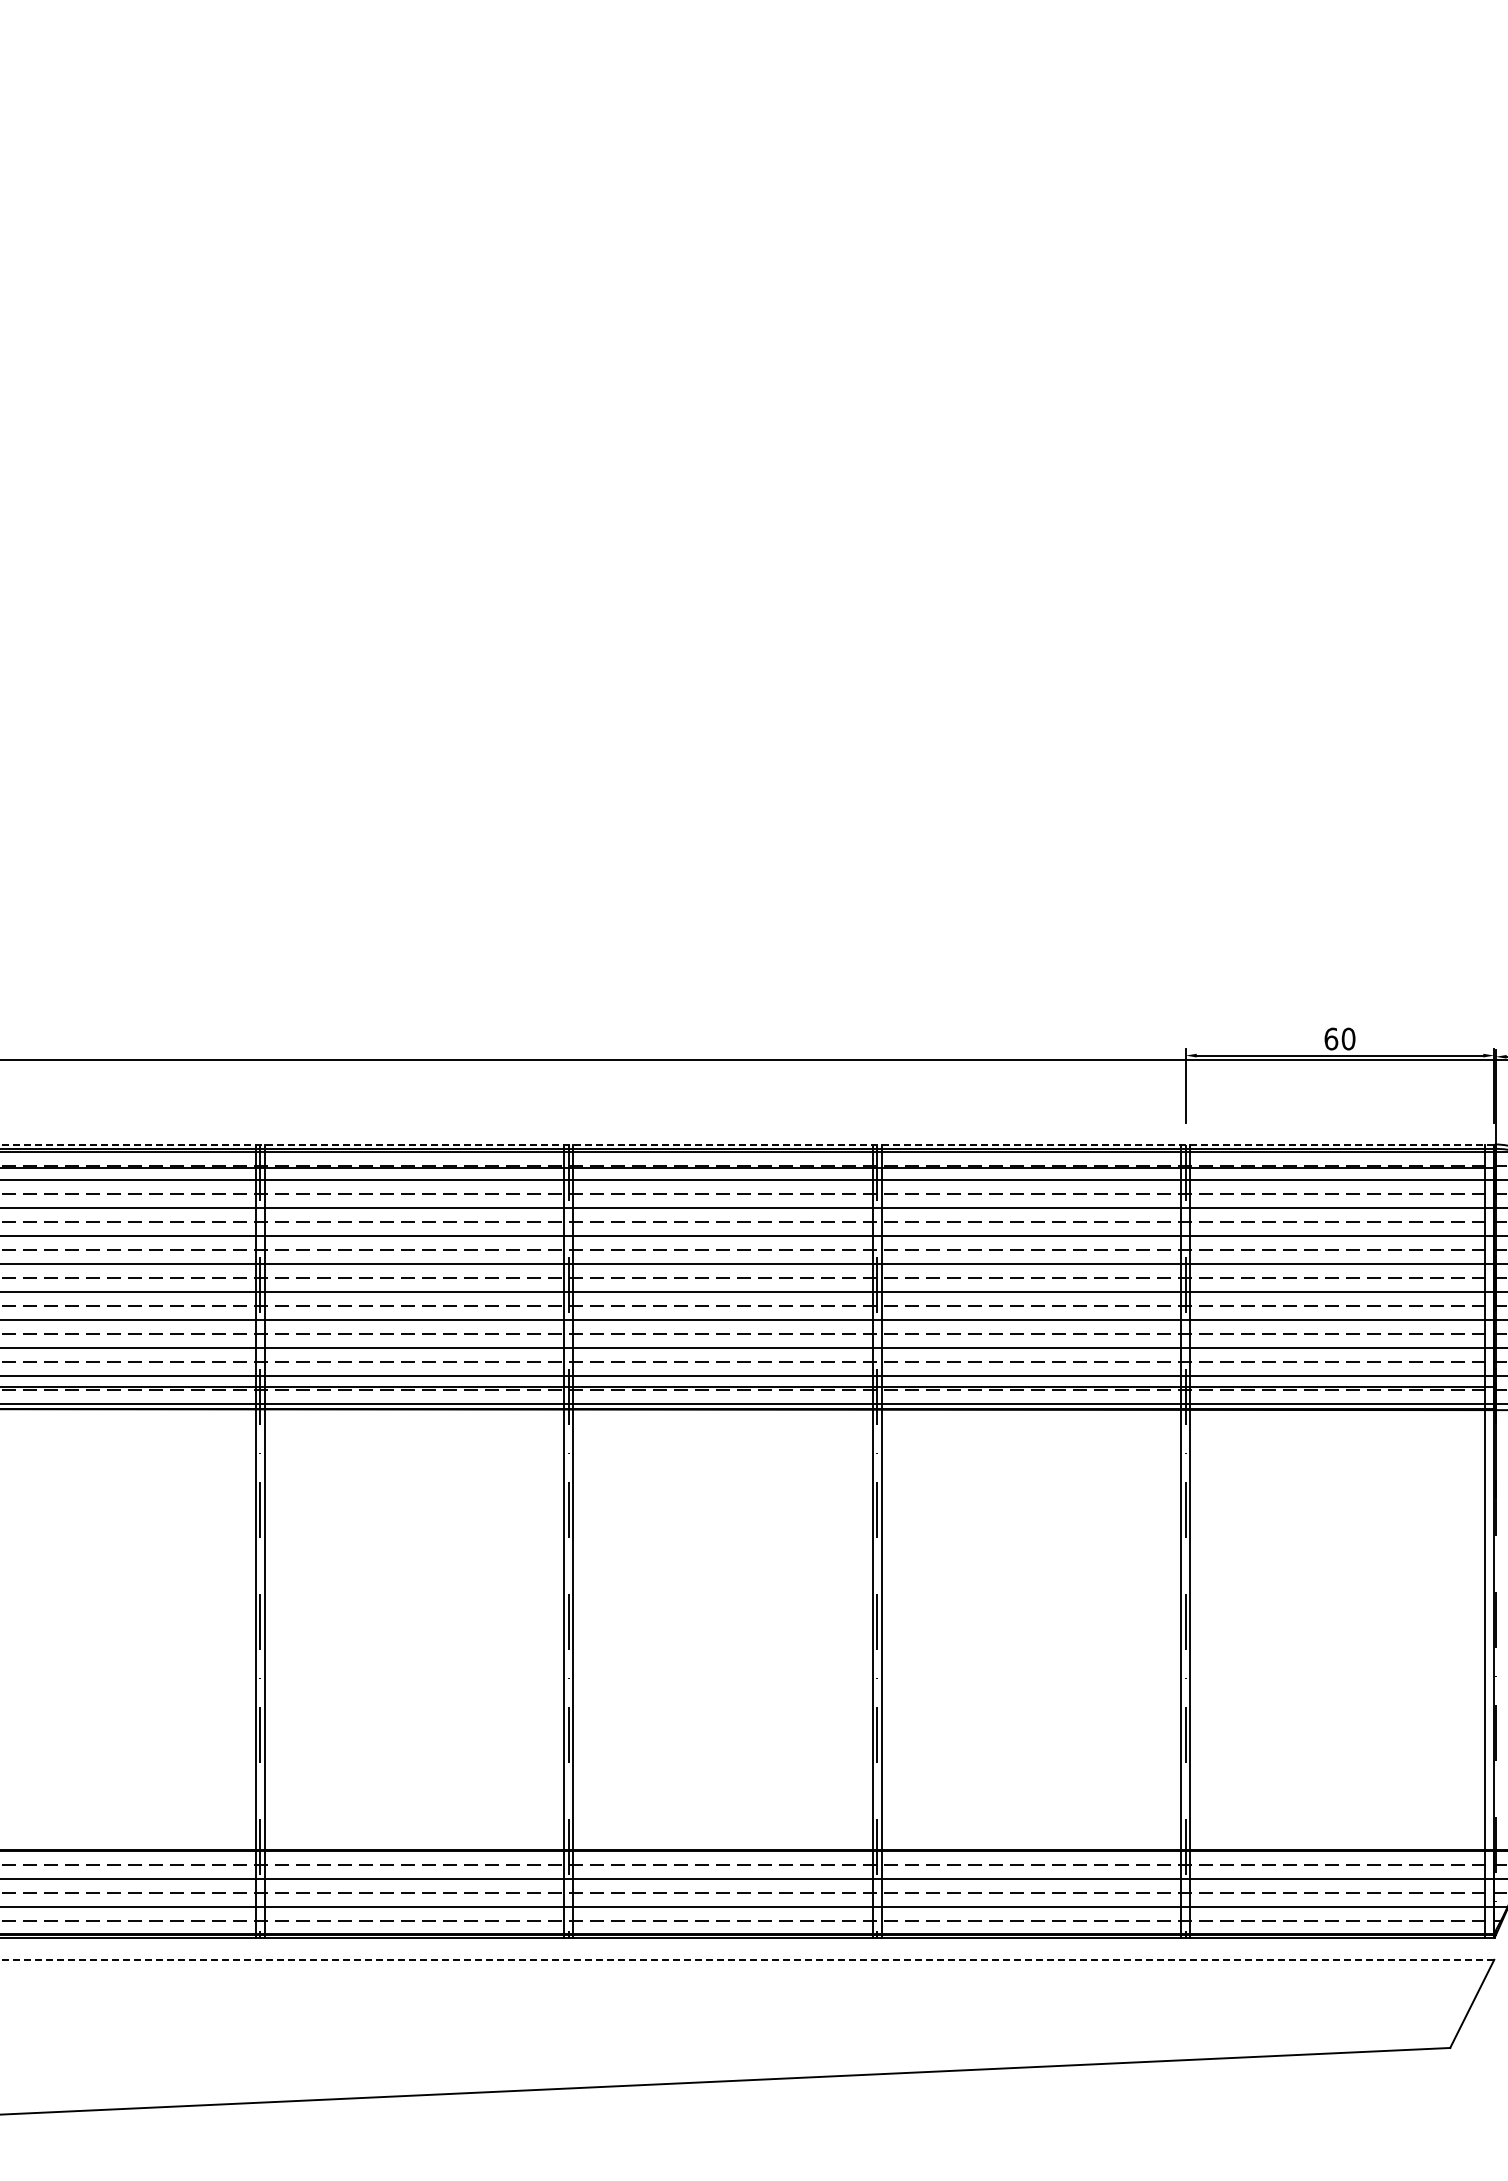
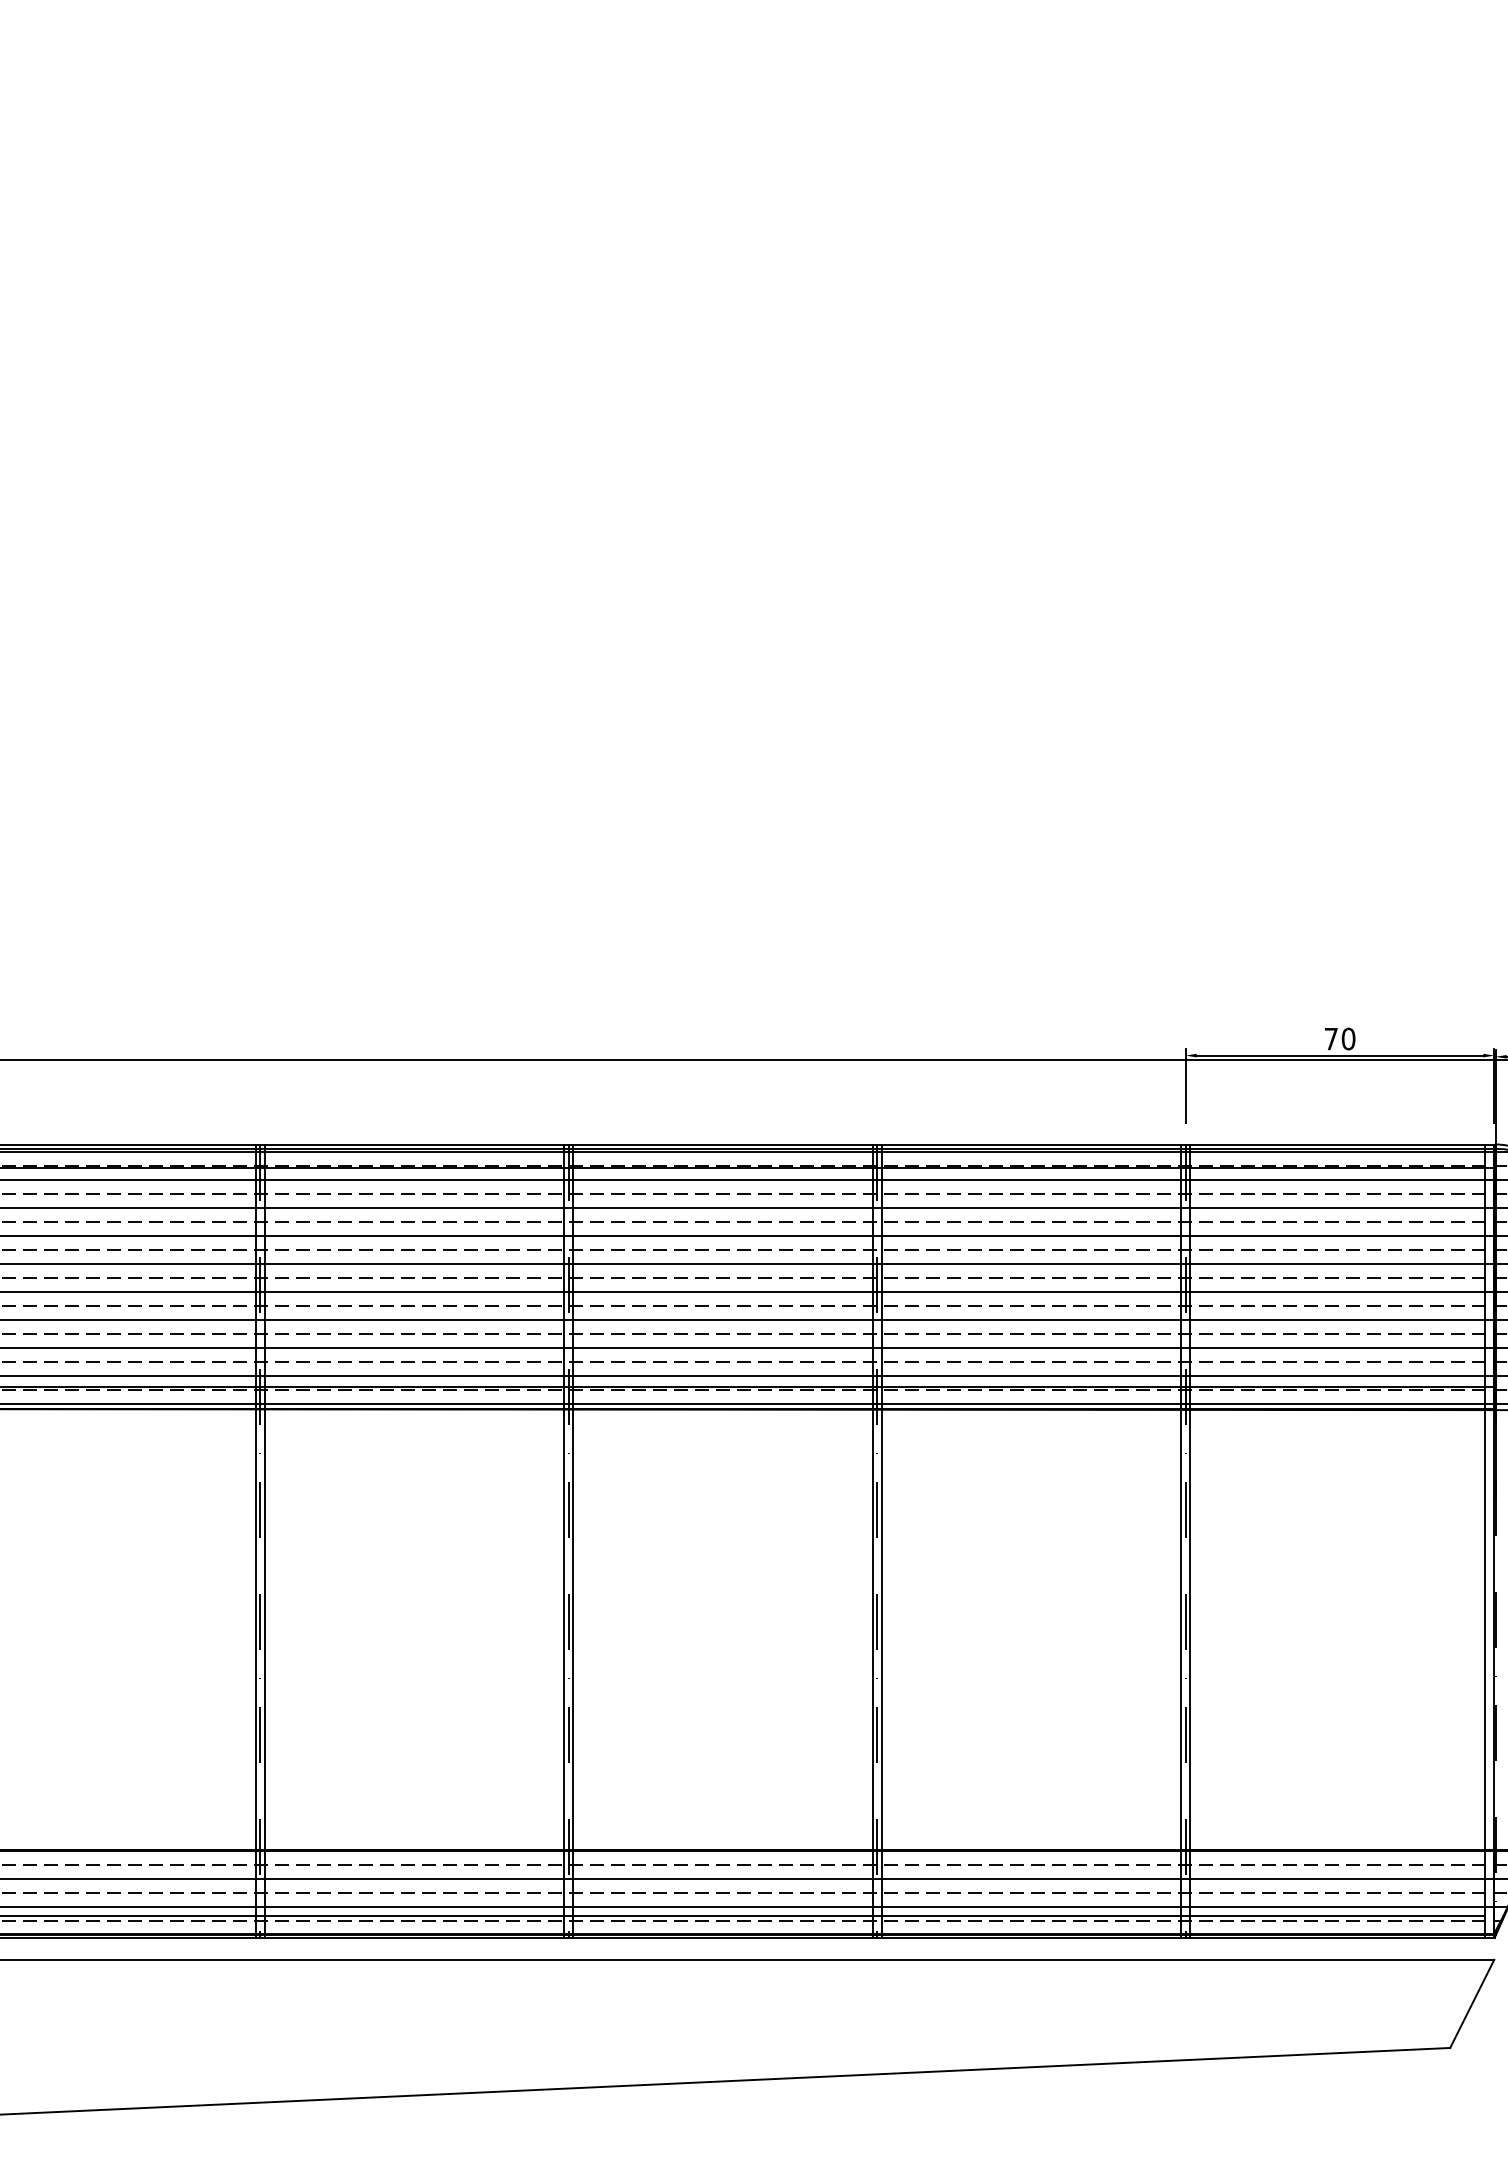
text: 60 -> 70 (1331, 1038)
line: dashed -> solid (747, 1144)
line: none -> present (743, 1915)
line: dashed -> solid (747, 1959)
